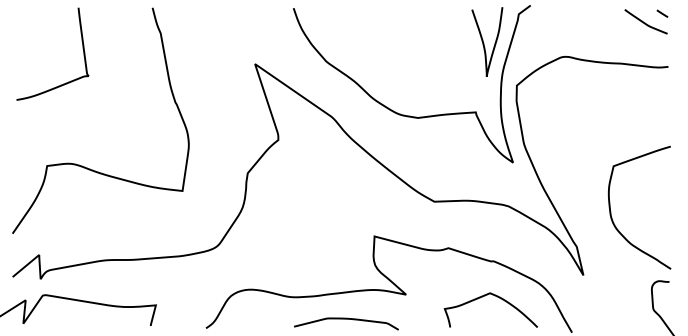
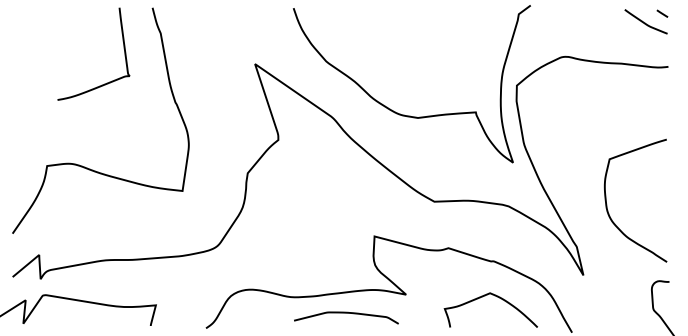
curve: present -> none (484, 43)
curve position: (82, 48) -> (123, 48) (123, 48)
curve position: (611, 211) -> (607, 204) (607, 204)
curve position: (346, 319) -> (346, 313) (346, 313)
